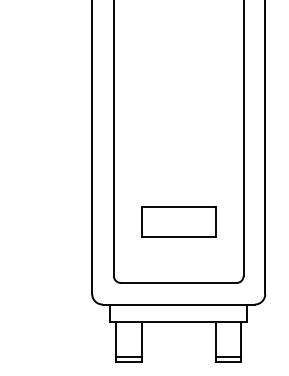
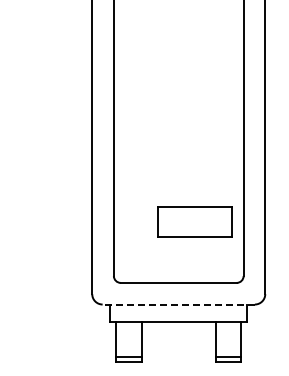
part position: (178, 221) -> (194, 221) (194, 221)
line: solid -> dashed (178, 304)
